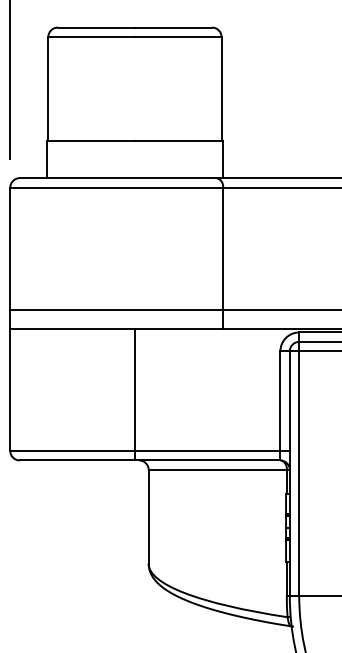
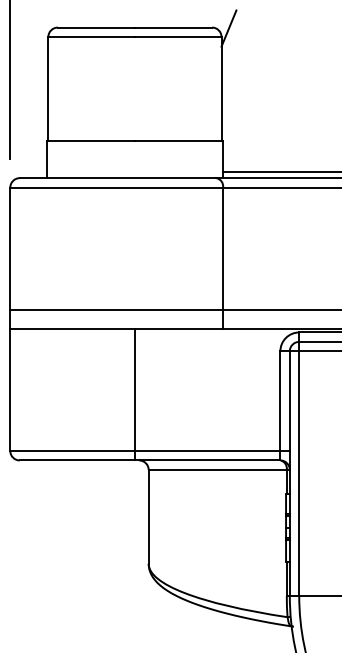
line: none -> present (228, 28)
line: none -> present (280, 172)
